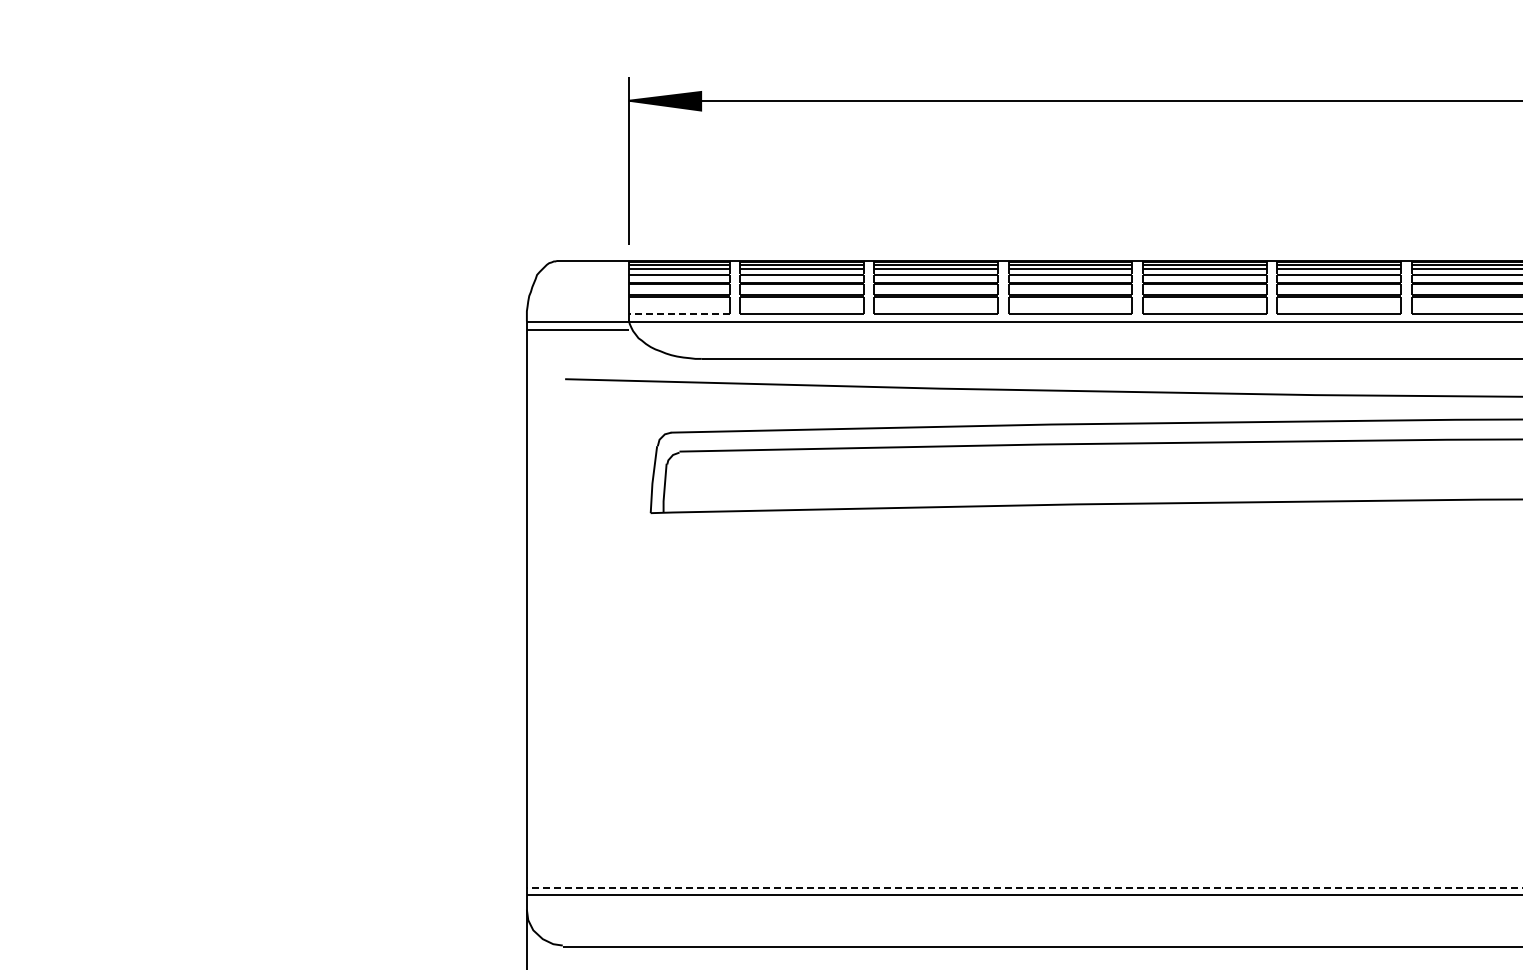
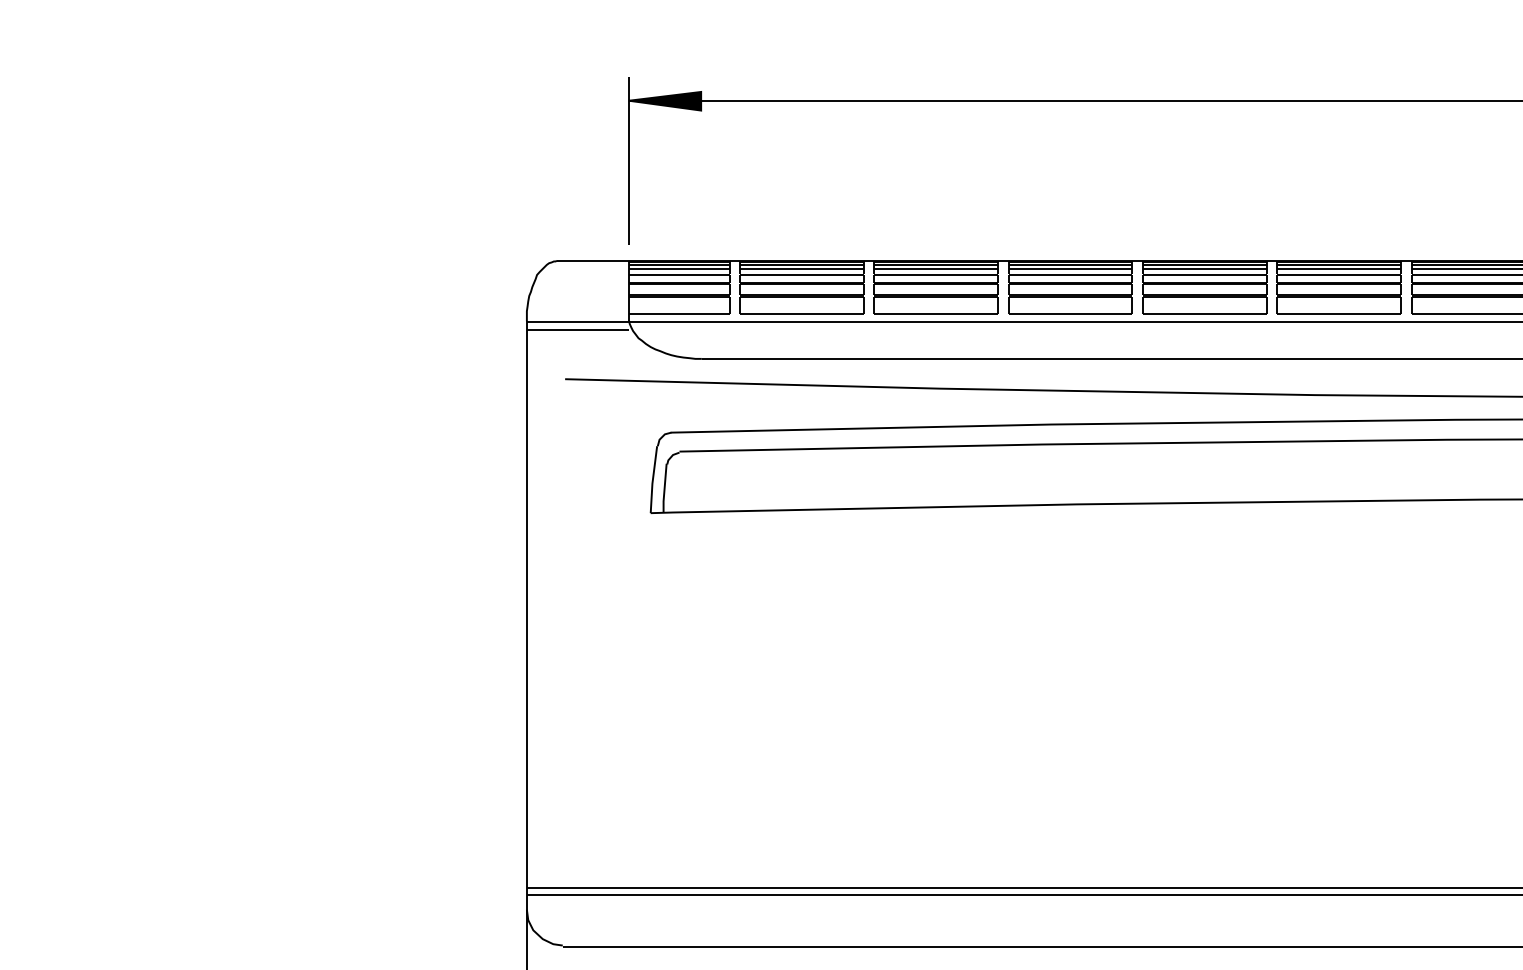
line: dashed -> solid (678, 313)
line: dashed -> solid (1024, 888)
